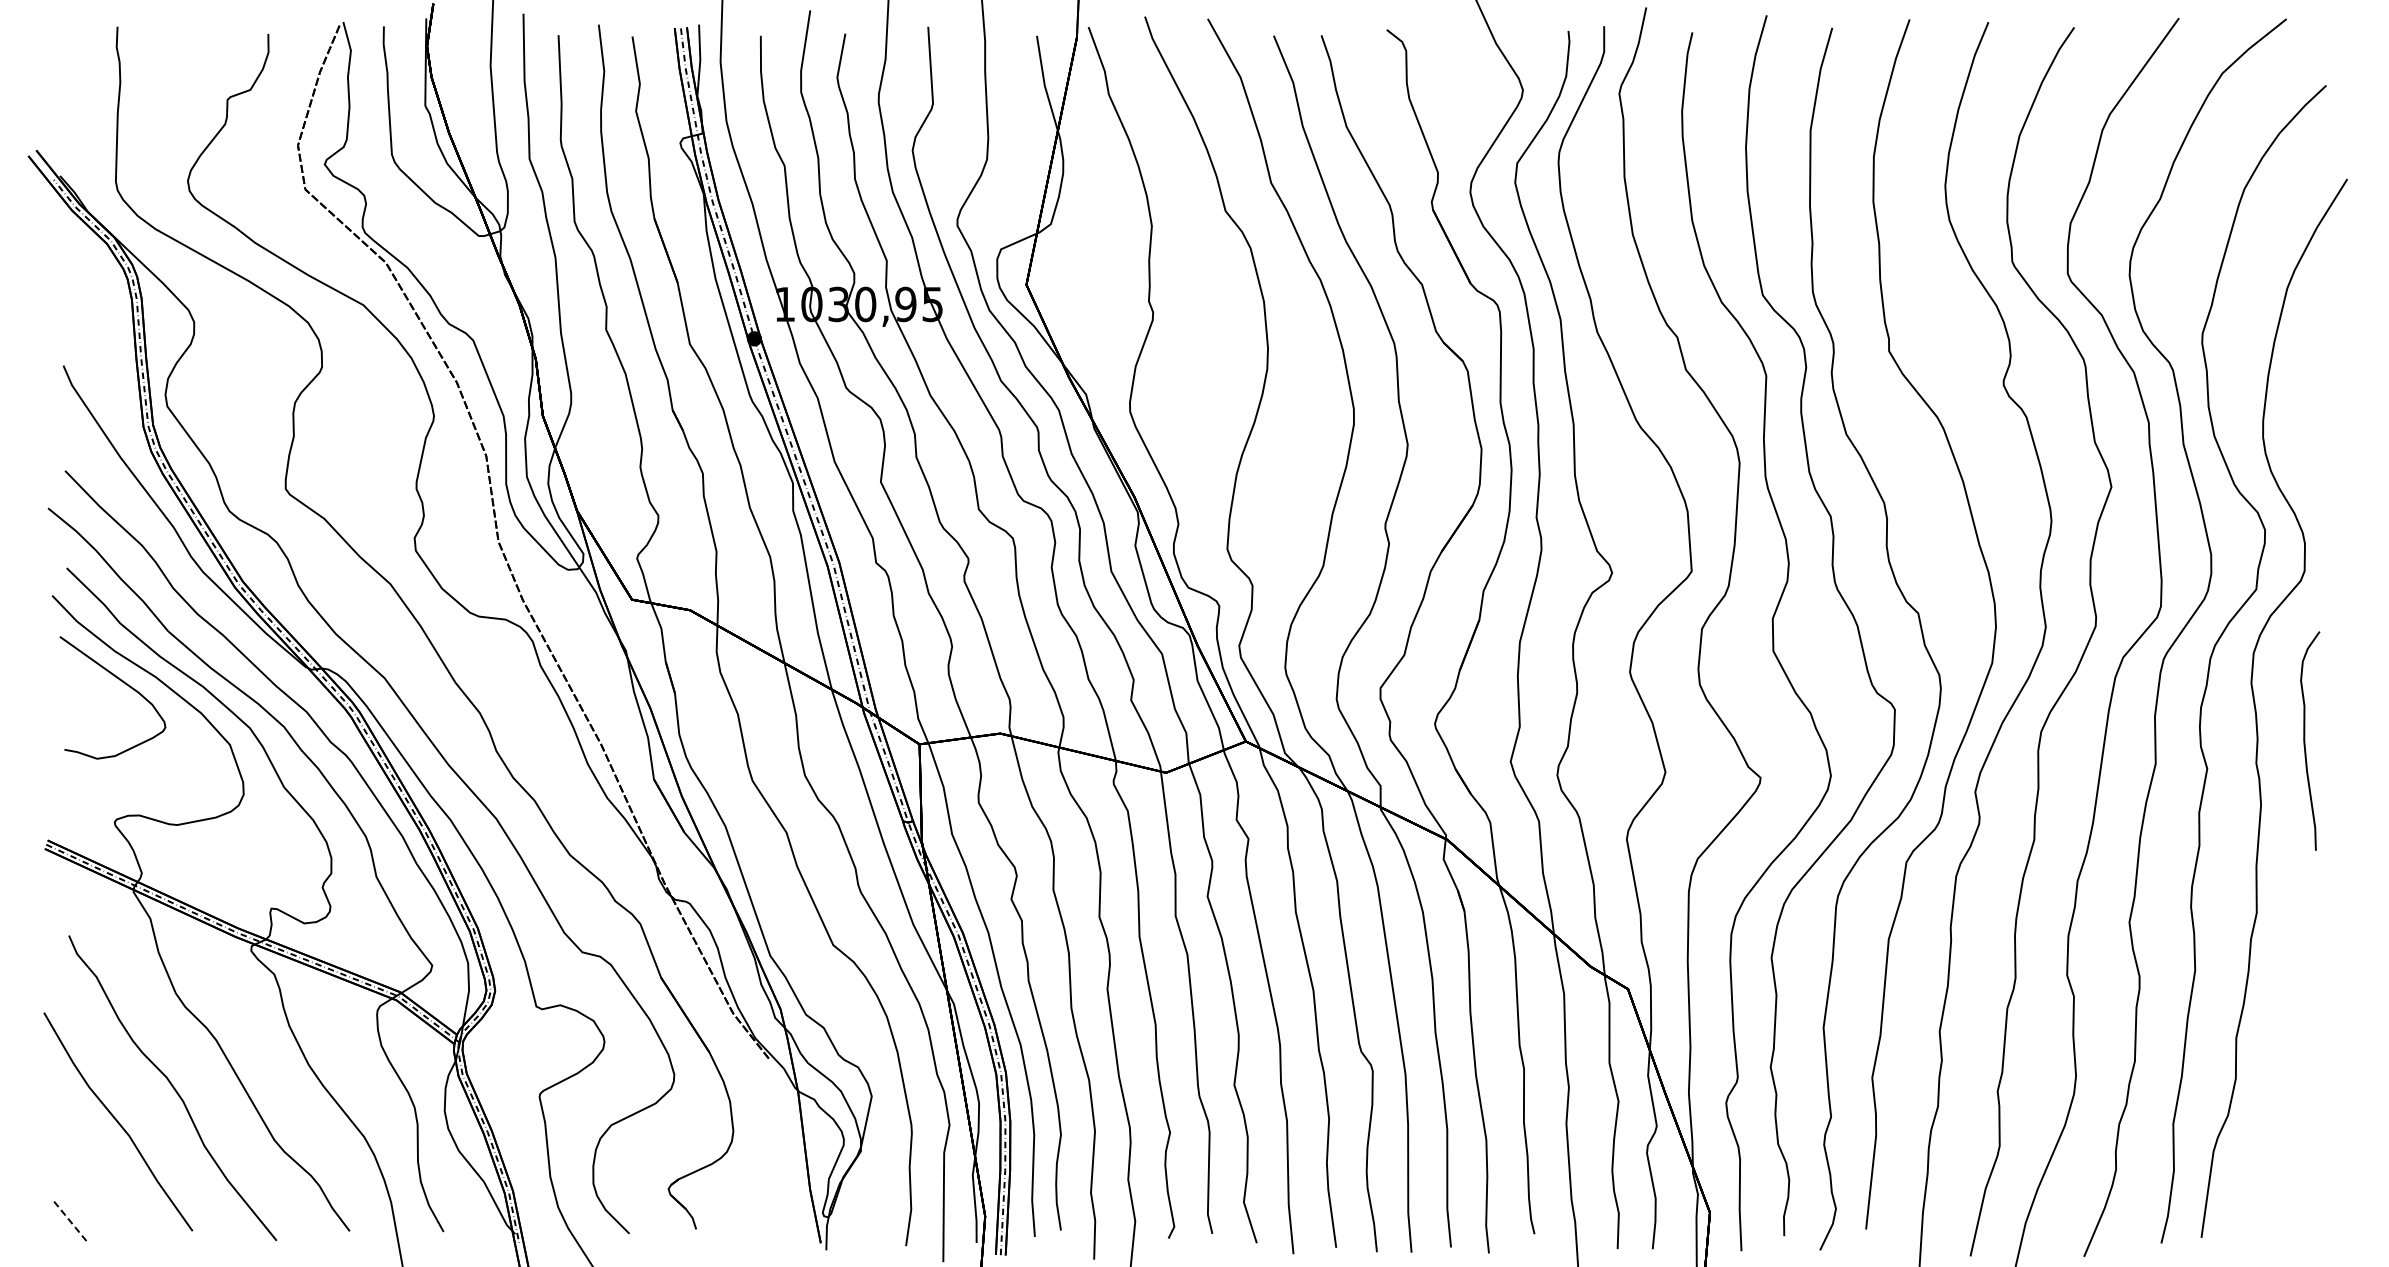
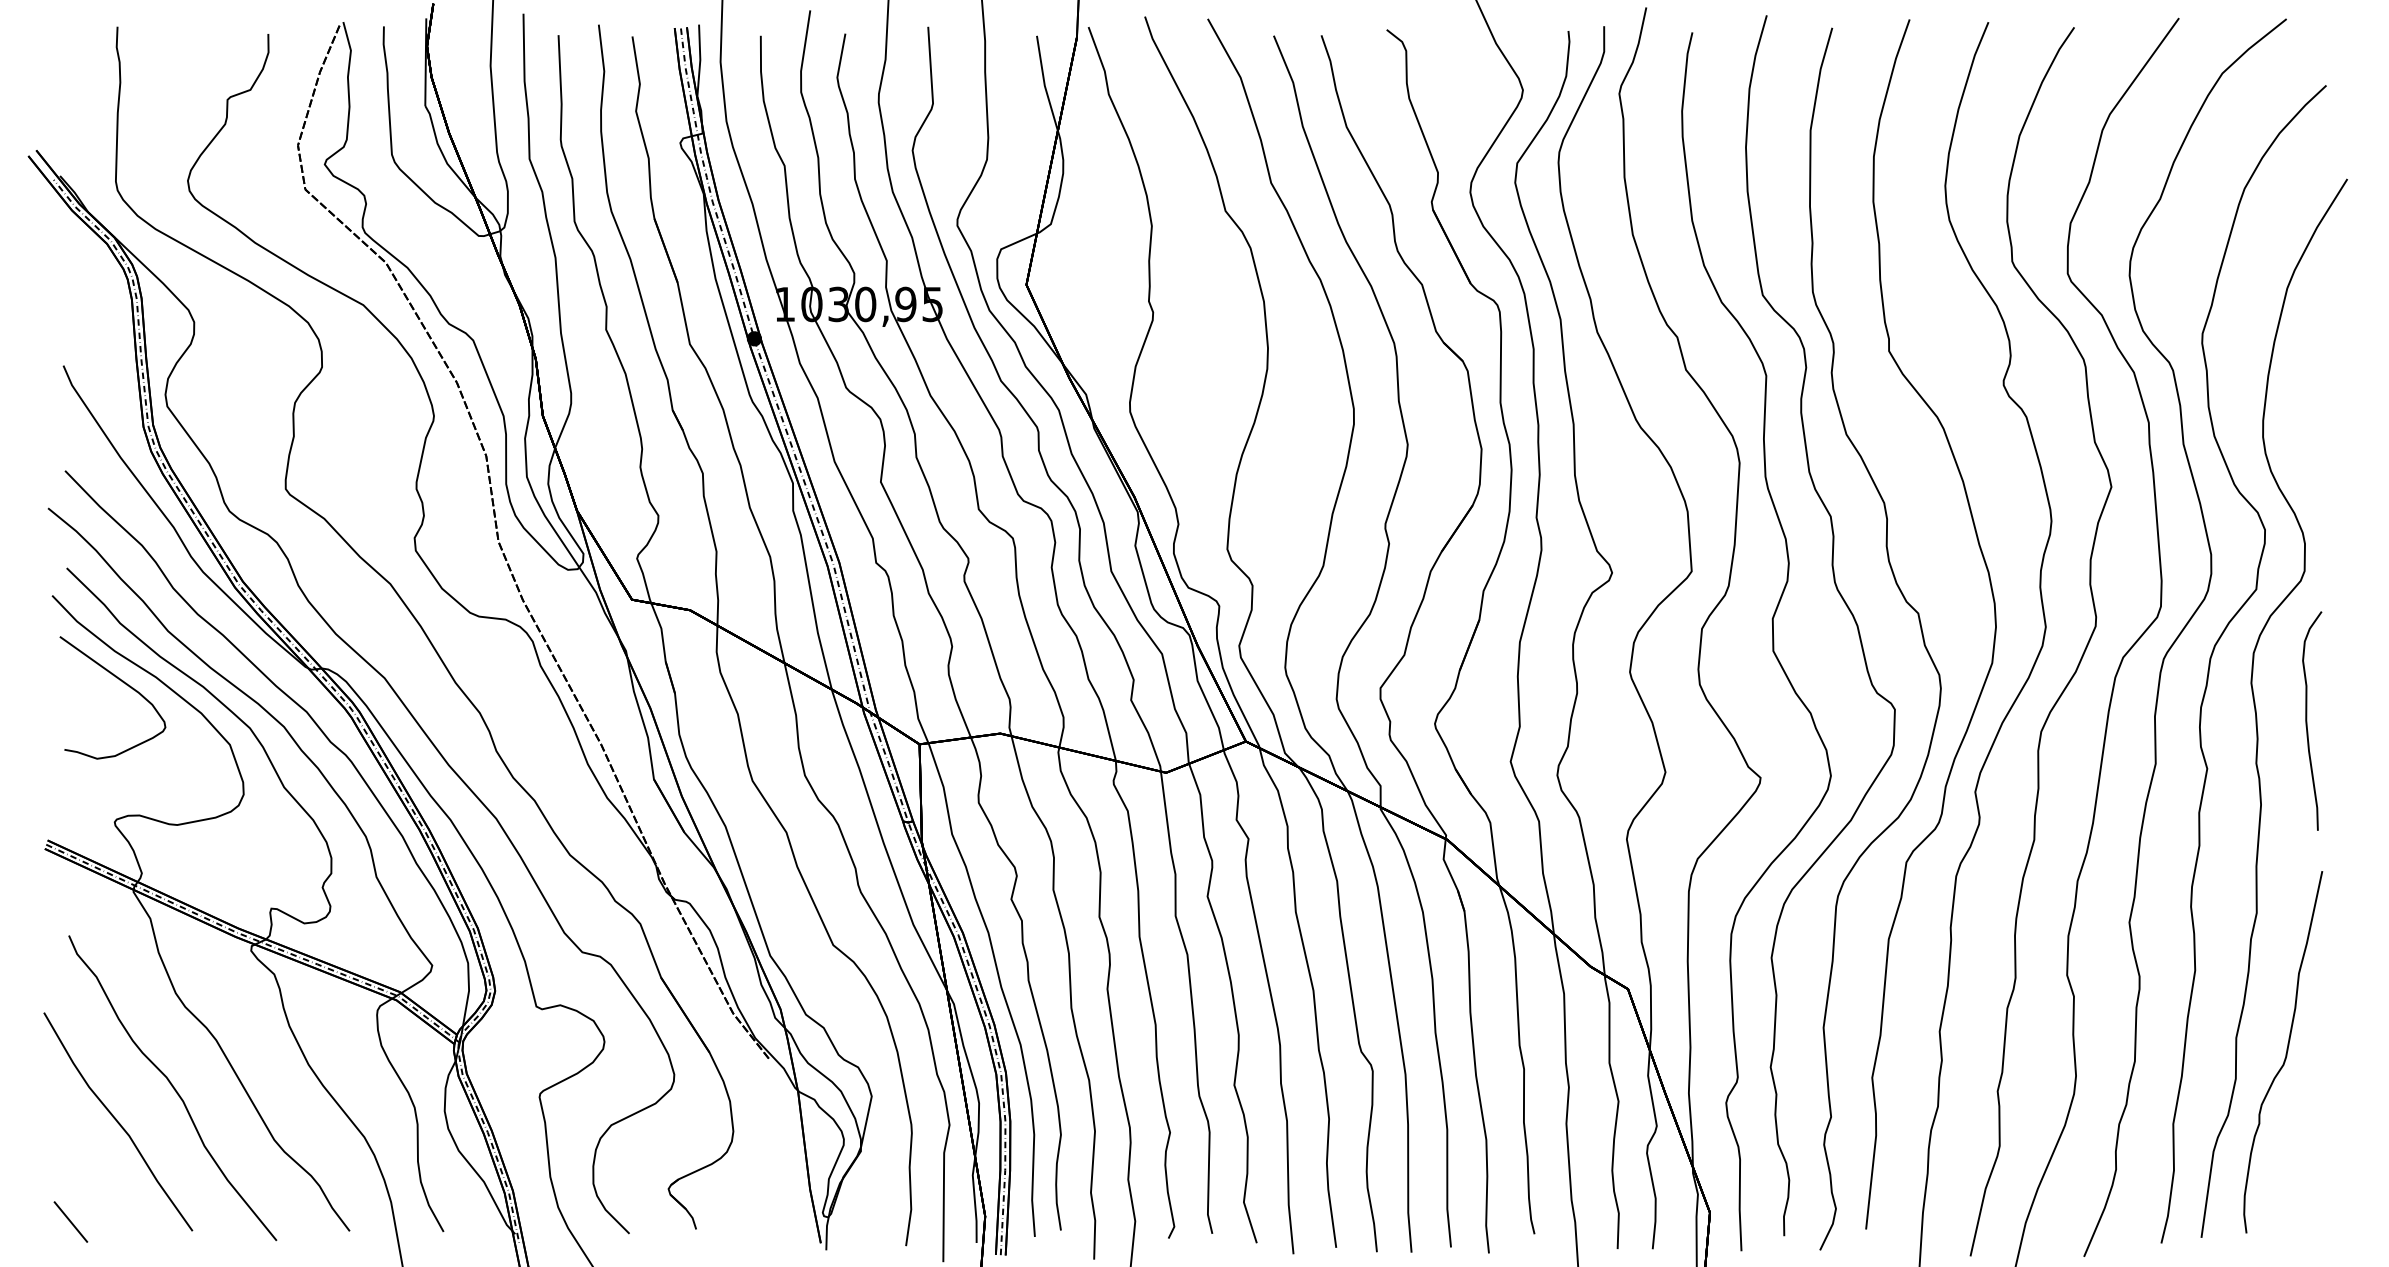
curve position: (2305, 740) -> (2307, 720) (2307, 720)
curve: none -> present (2285, 1053)
line: dashed -> solid (71, 1222)
